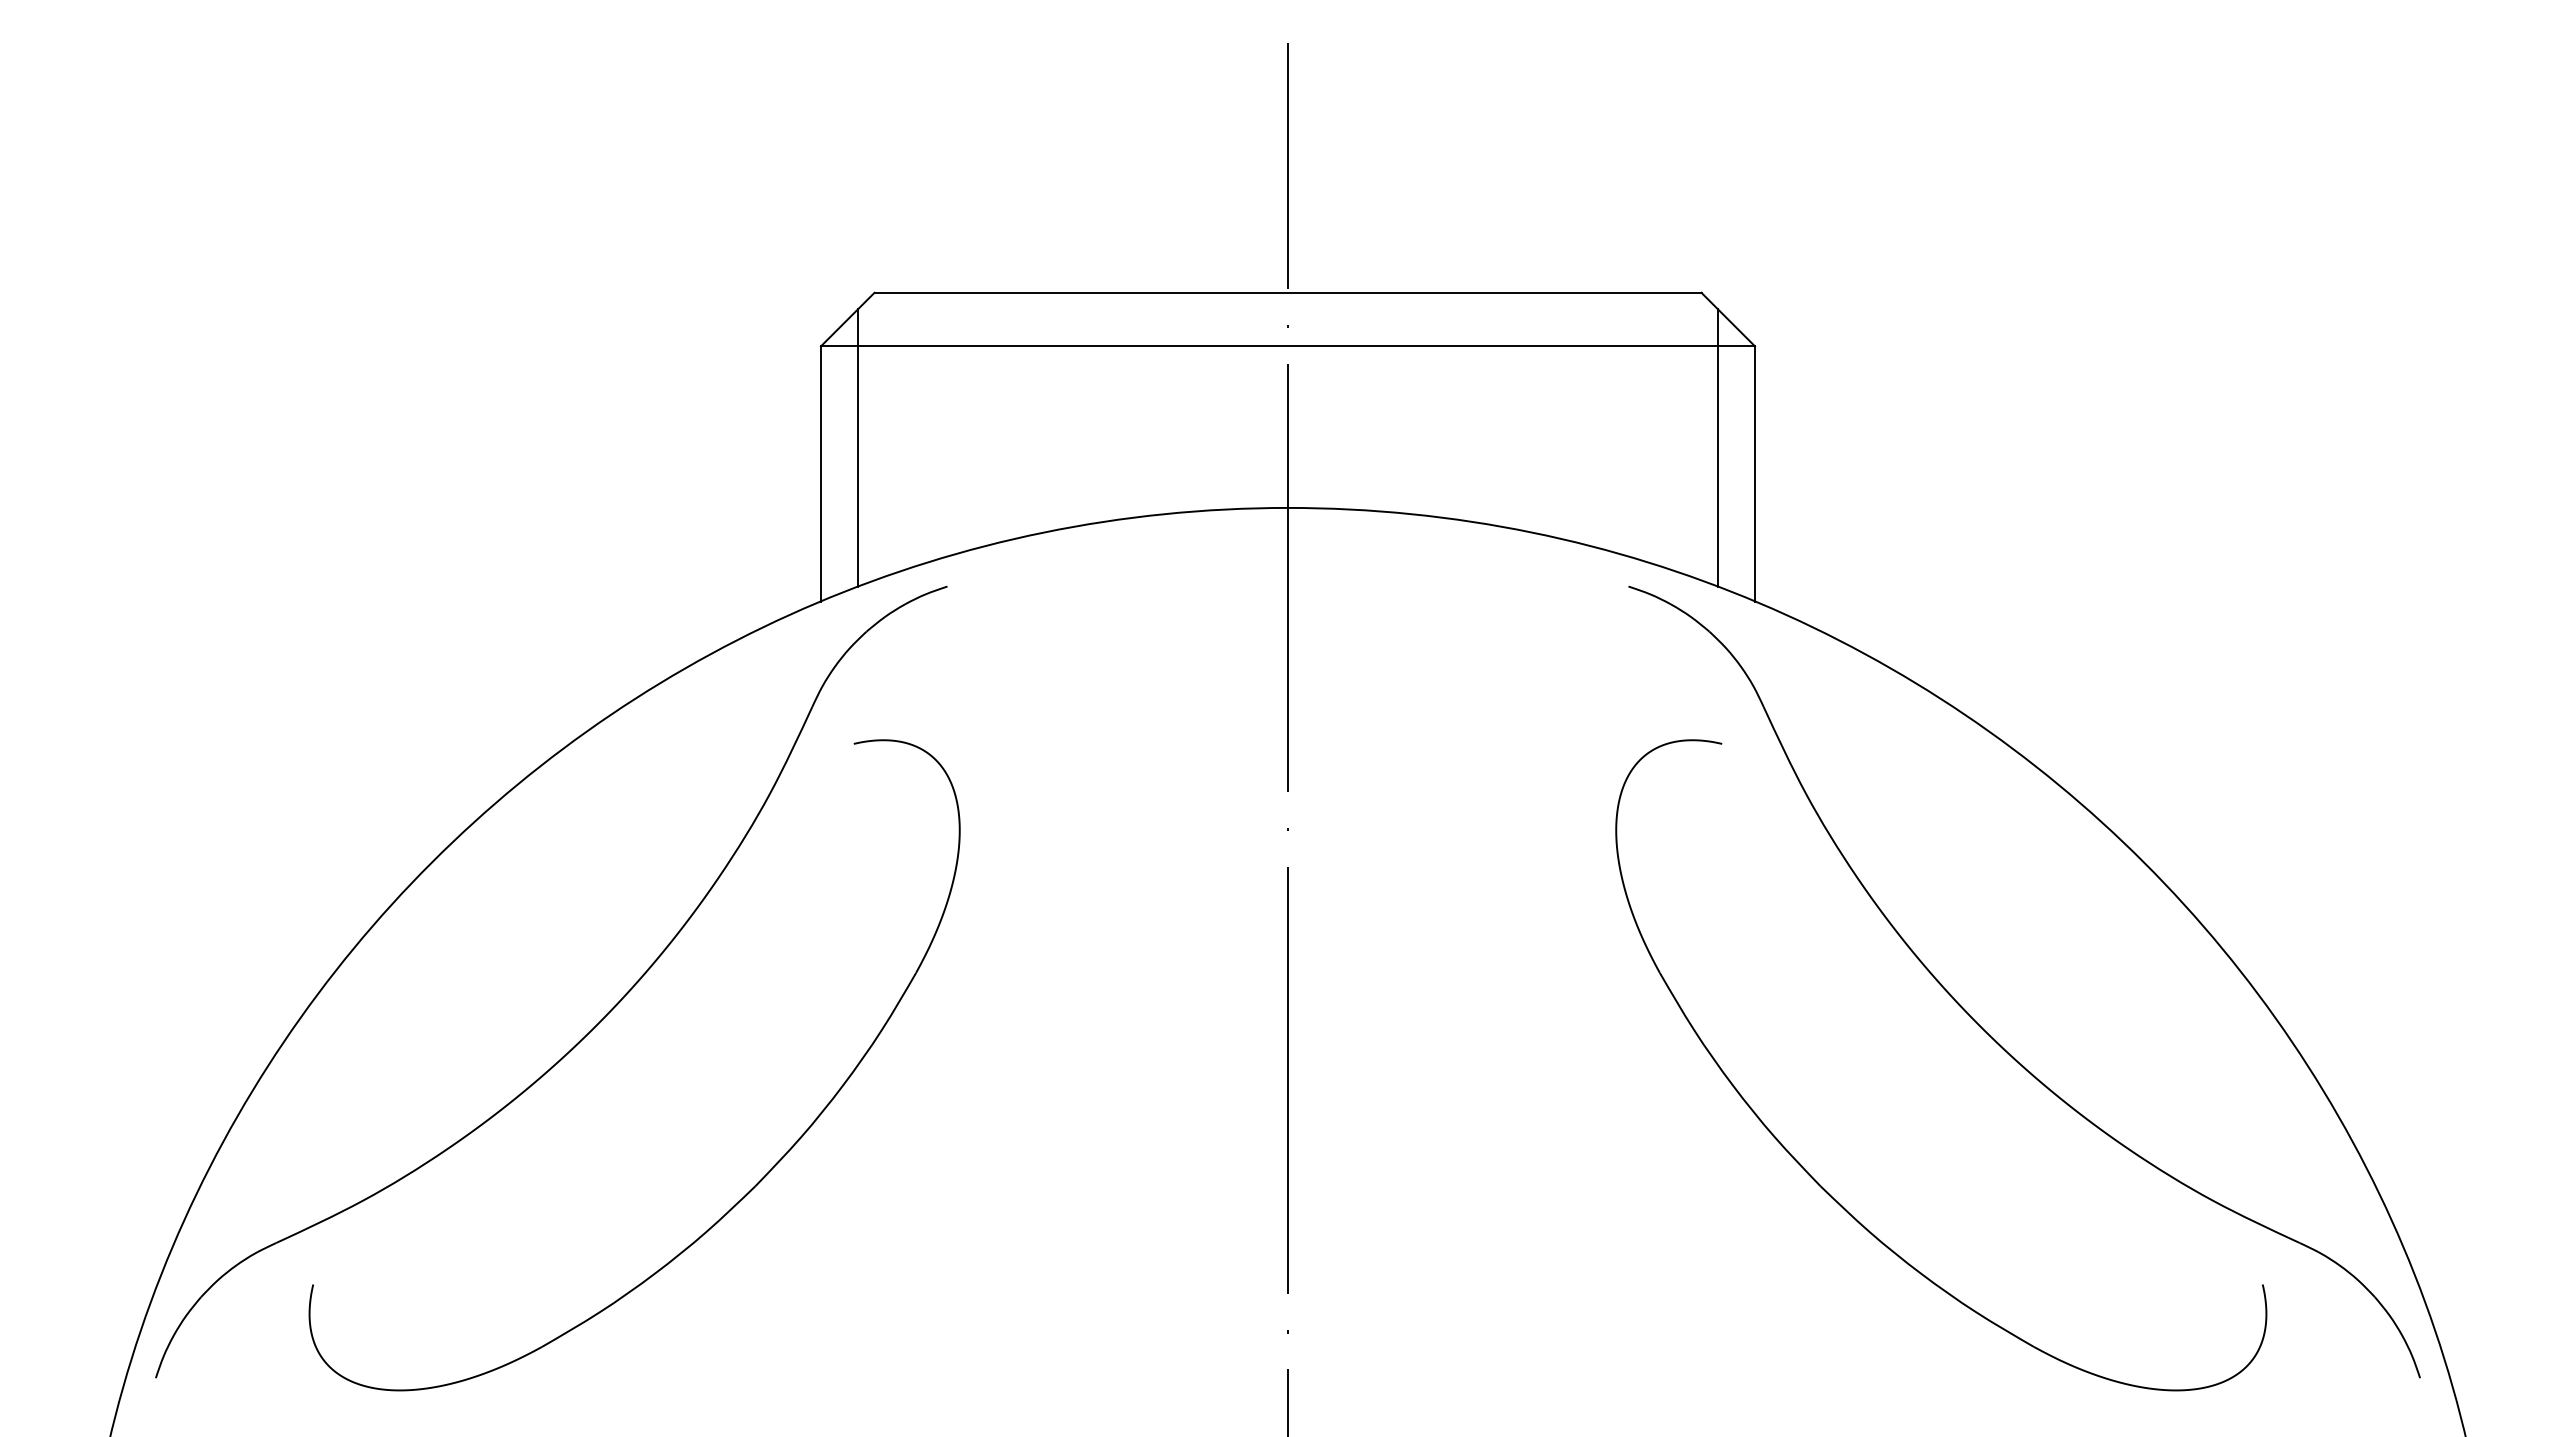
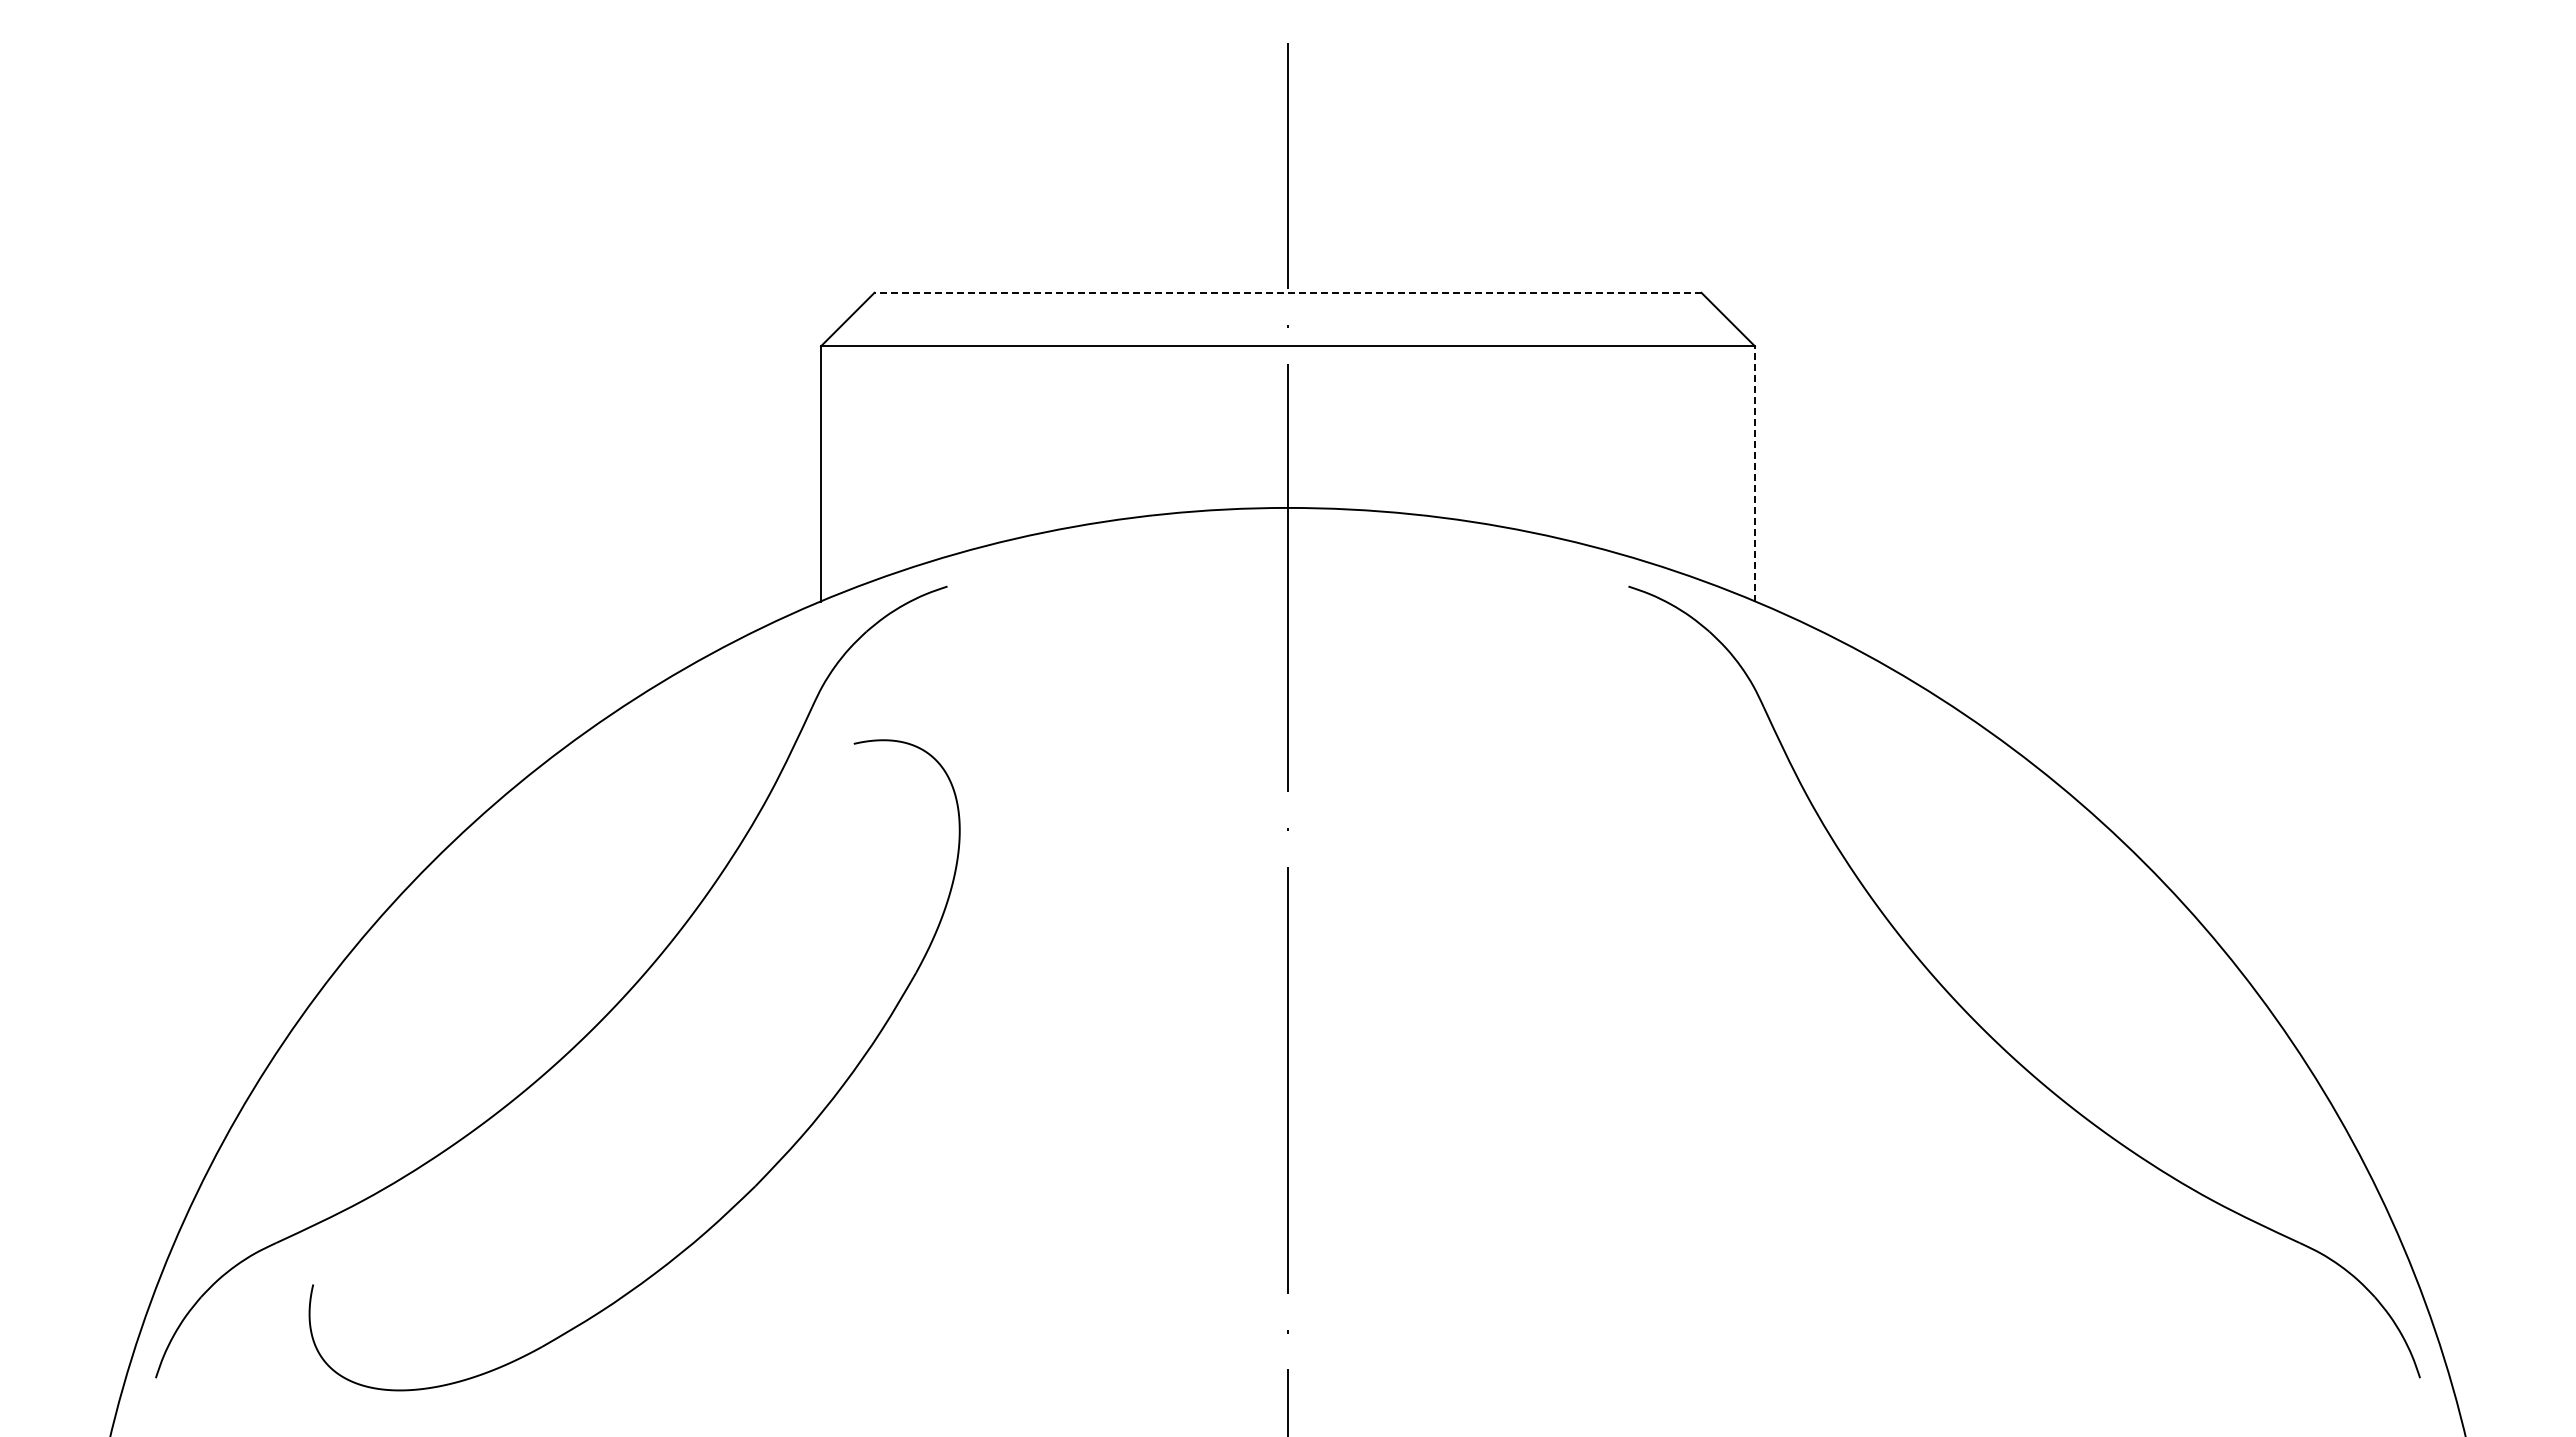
line: solid -> dashed (1287, 292)
line: present -> none (858, 447)
line: present -> none (1717, 447)
line: solid -> dashed (1754, 473)
part: present -> none (1821, 1185)
